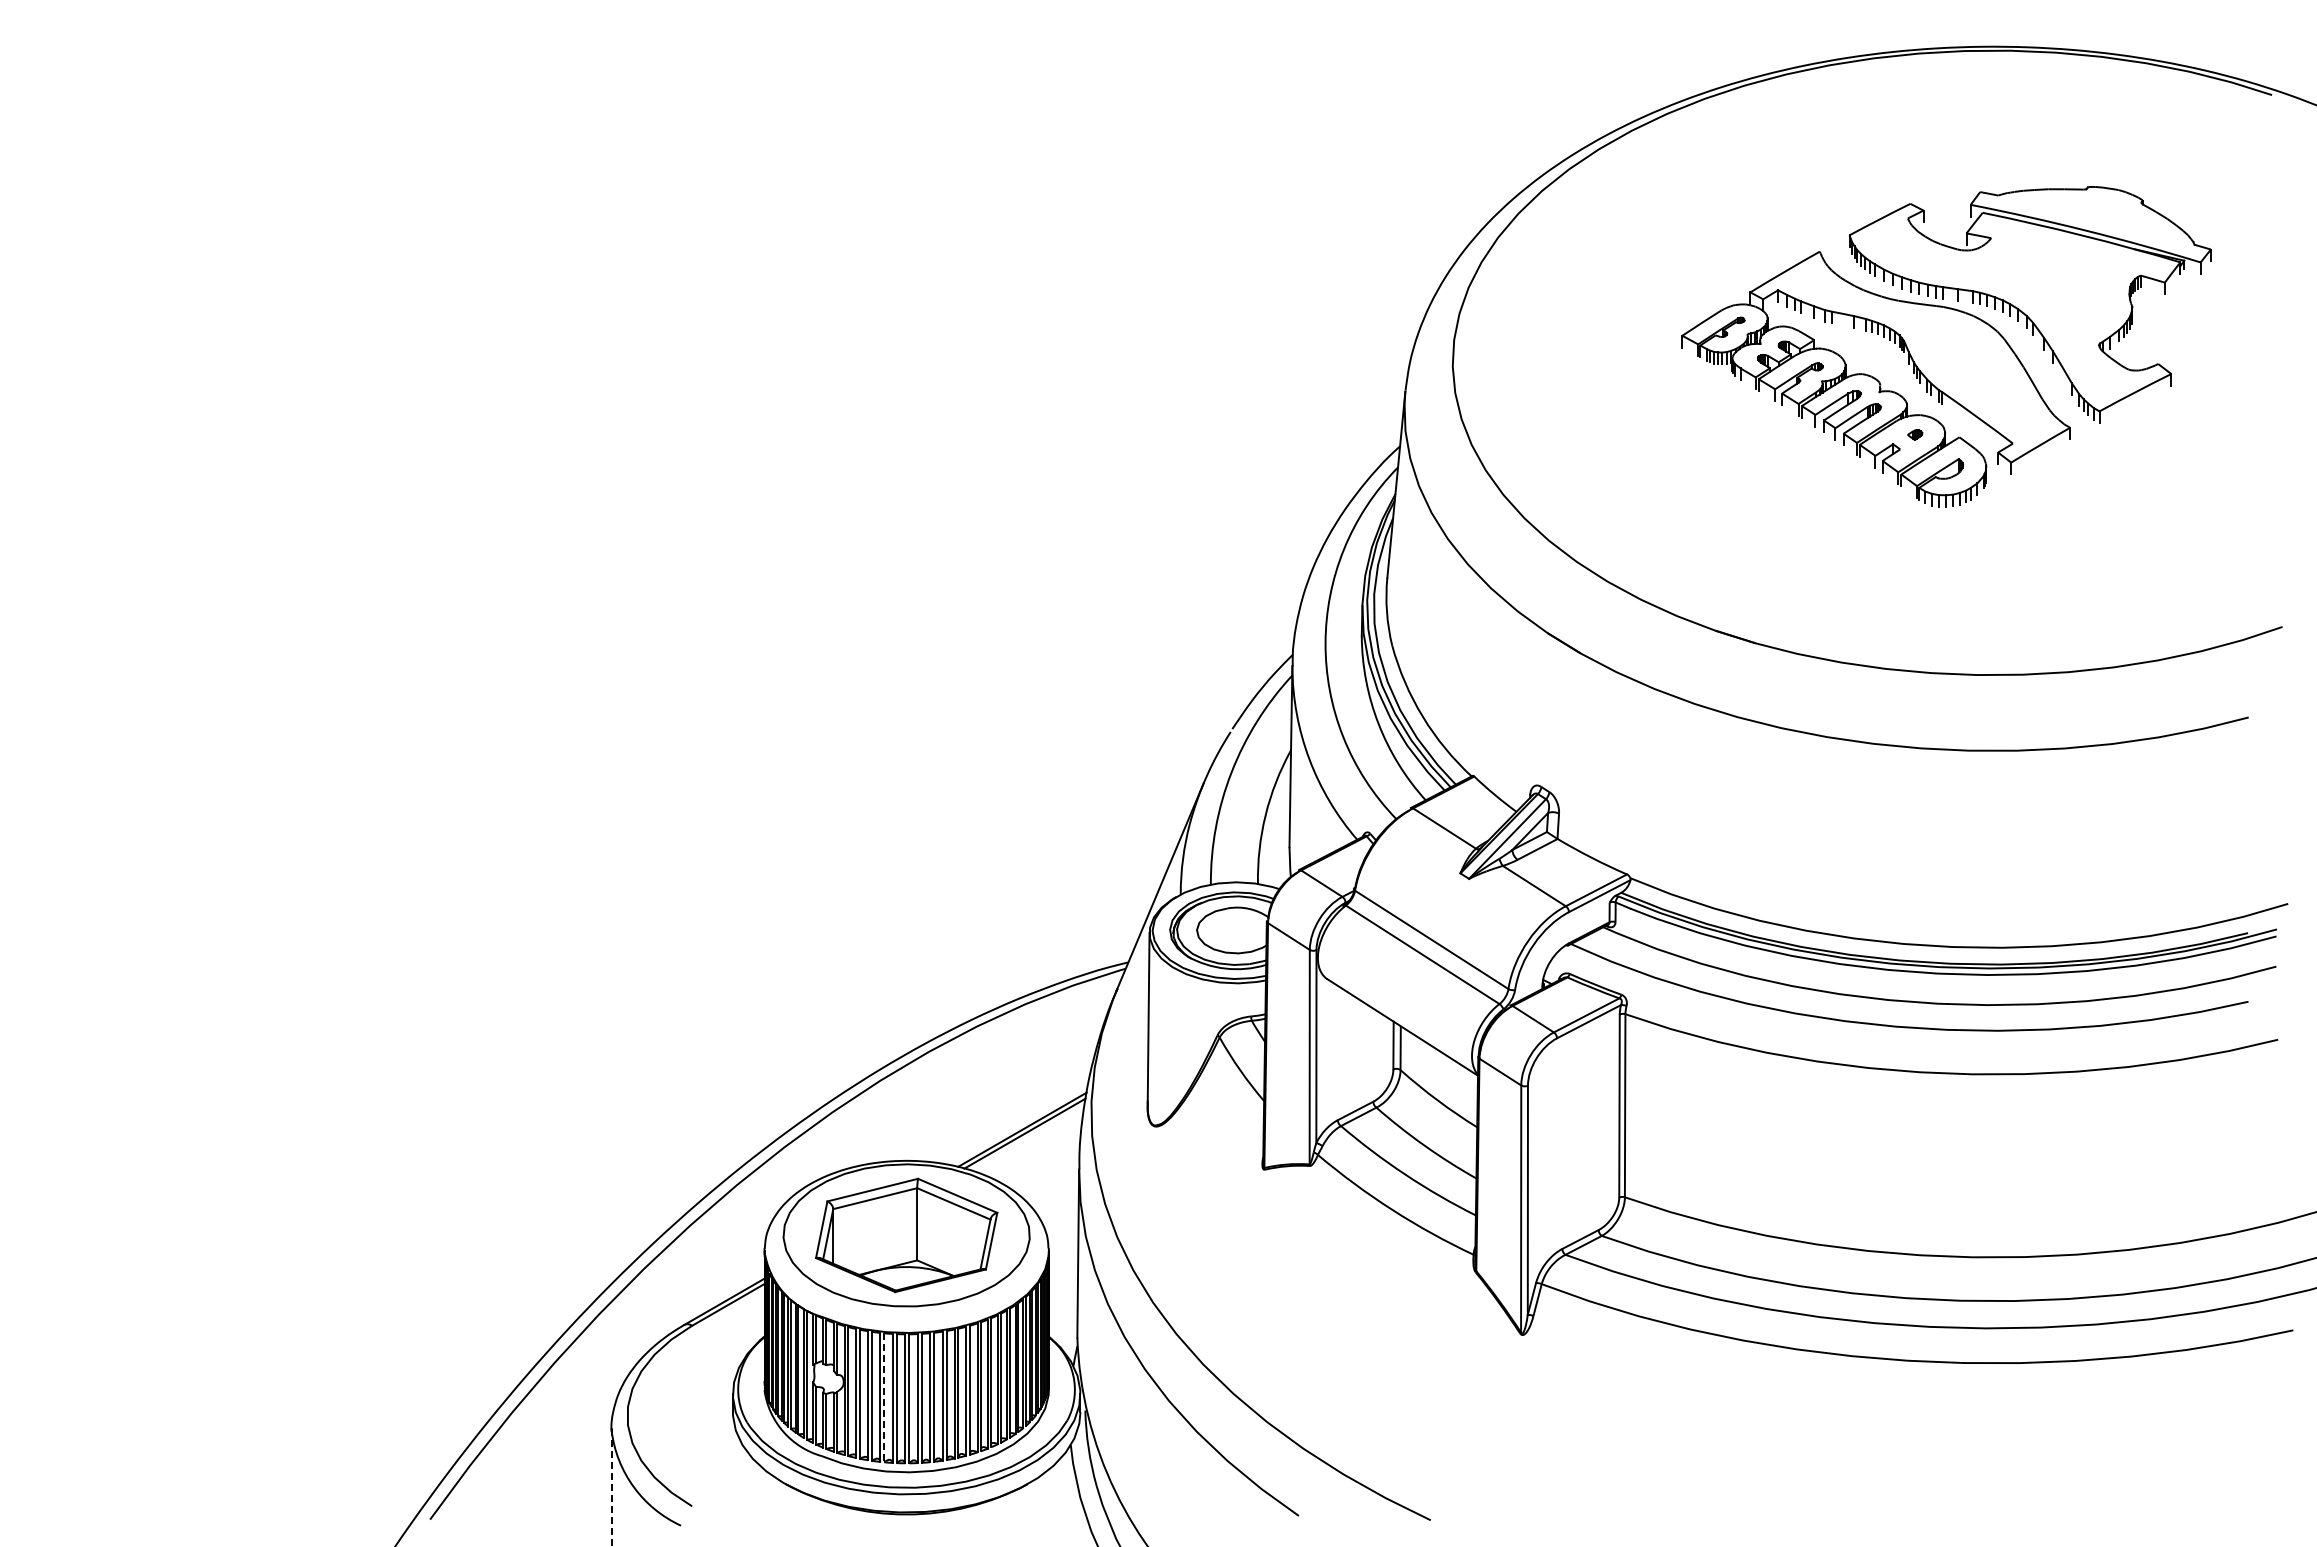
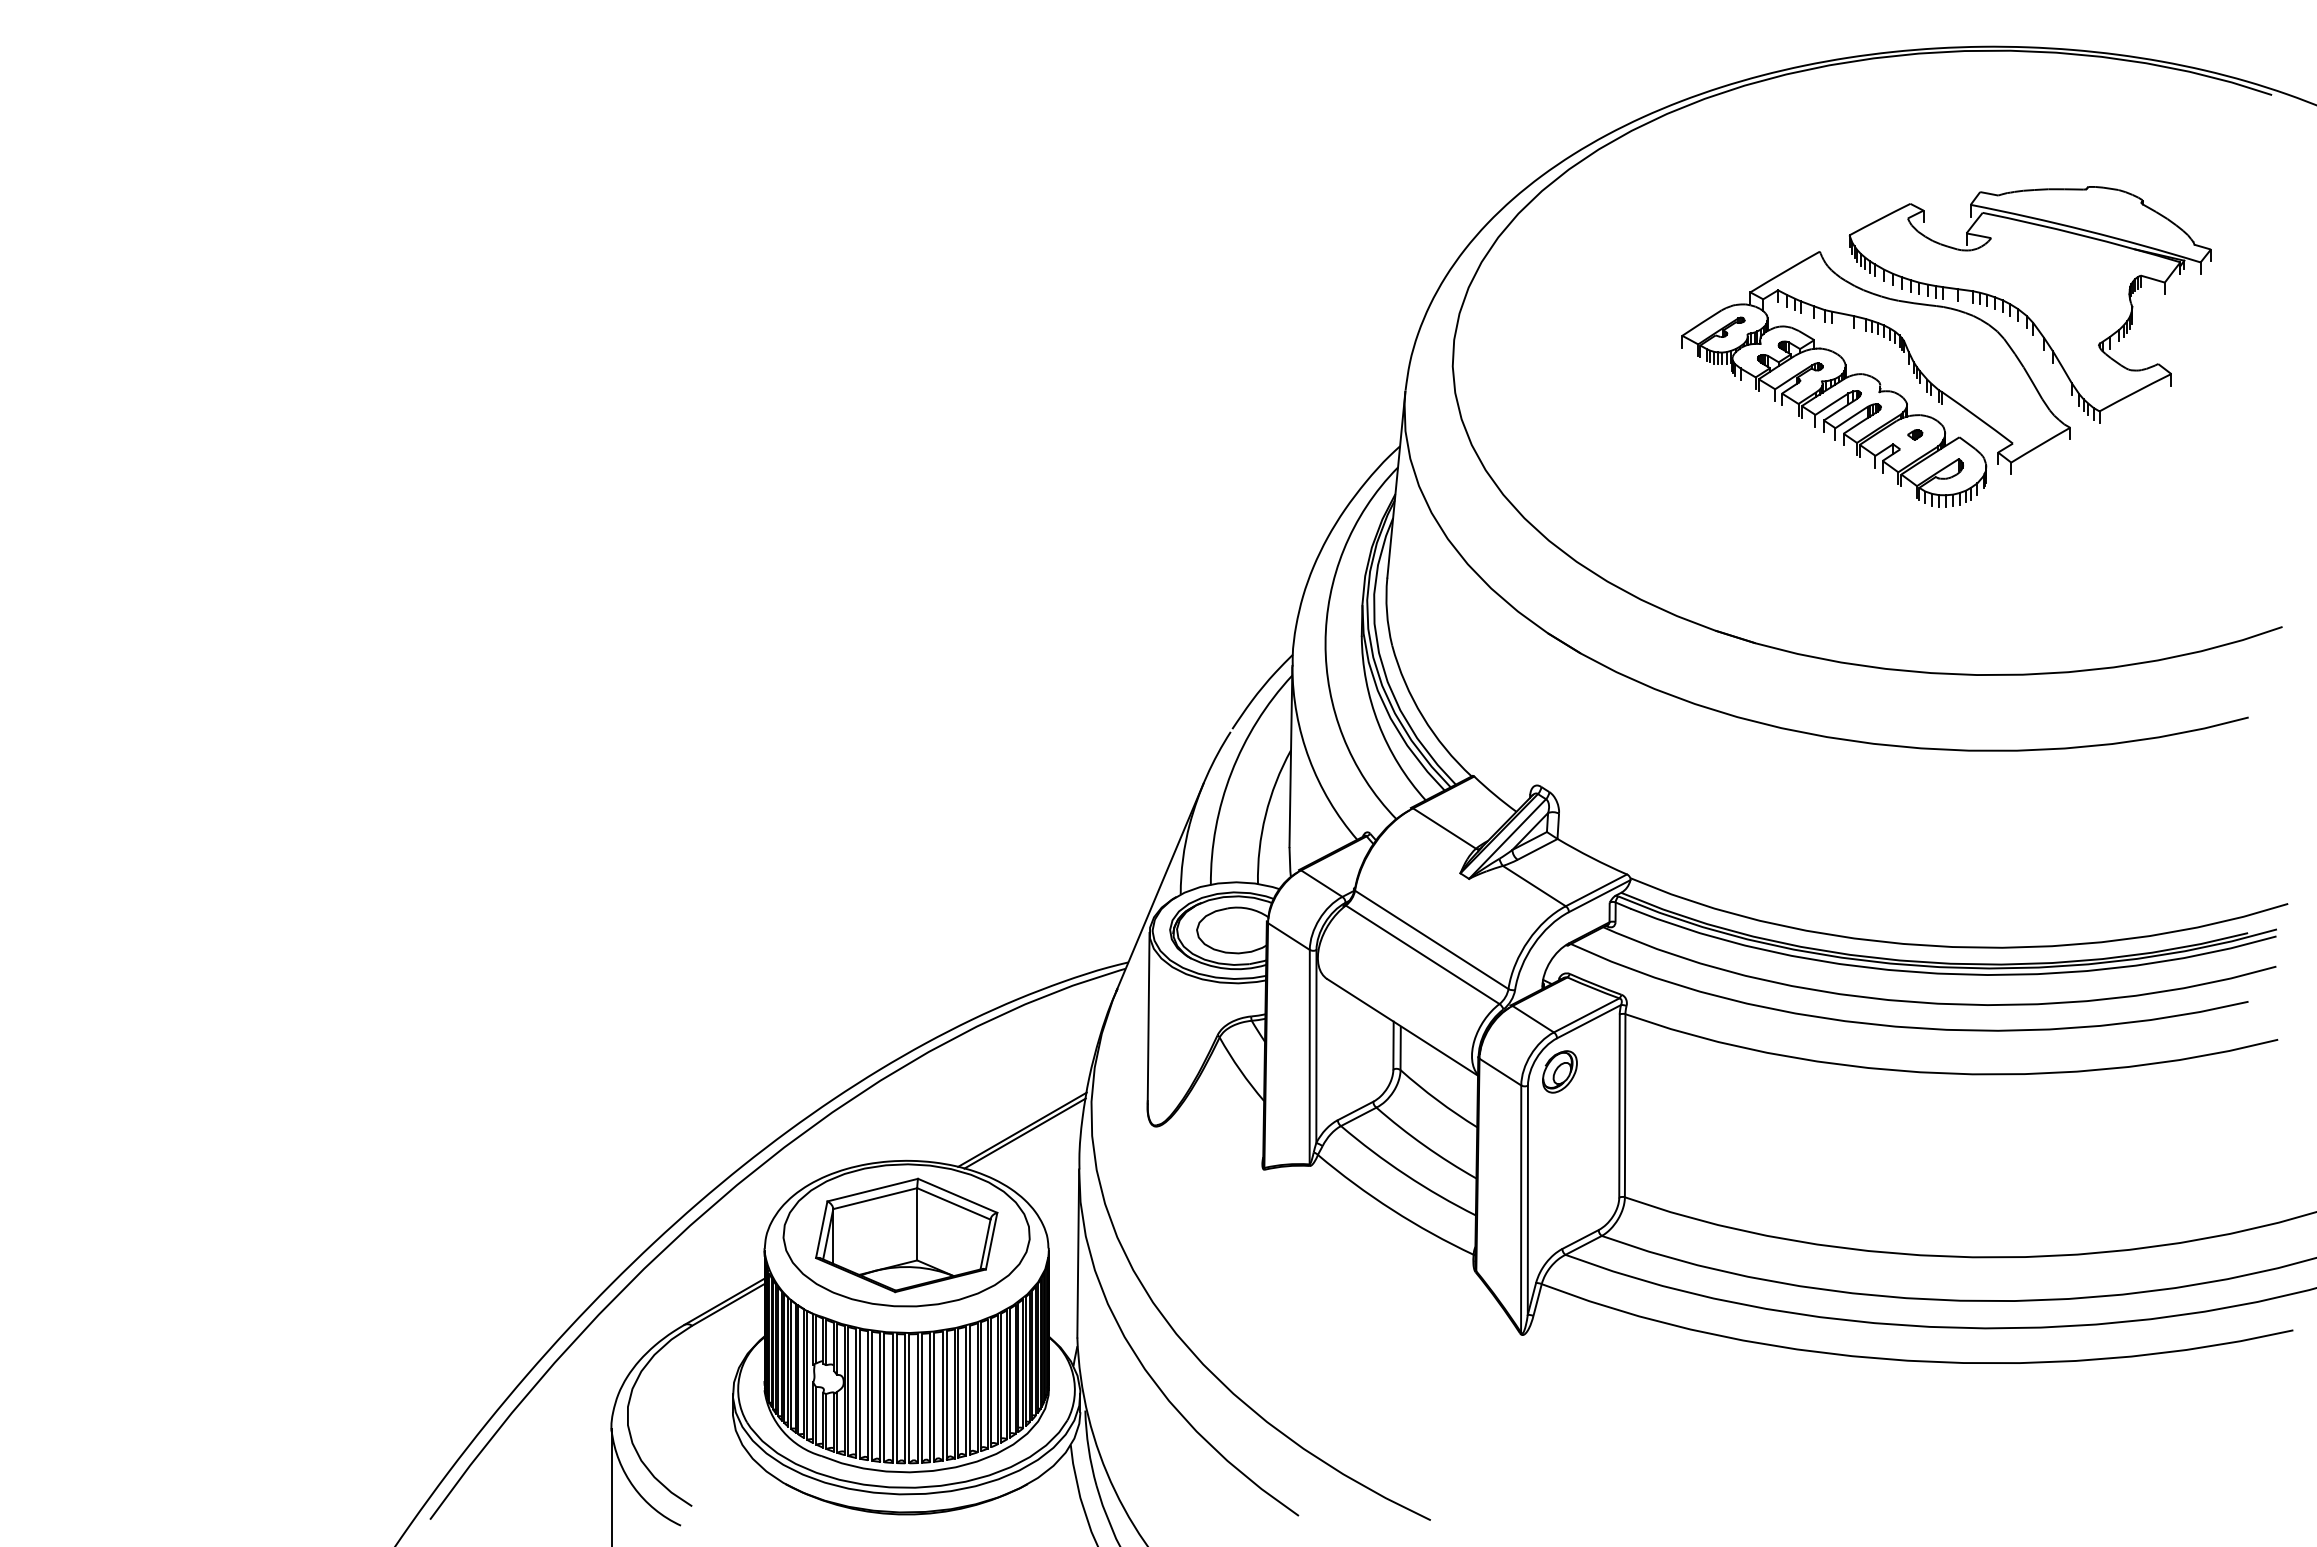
part: none -> present (1559, 1071)
line: dashed -> solid (884, 1397)
line: dashed -> solid (611, 1487)
